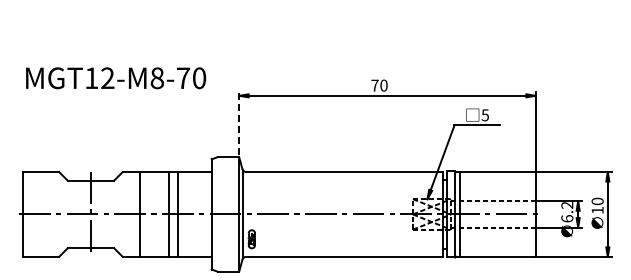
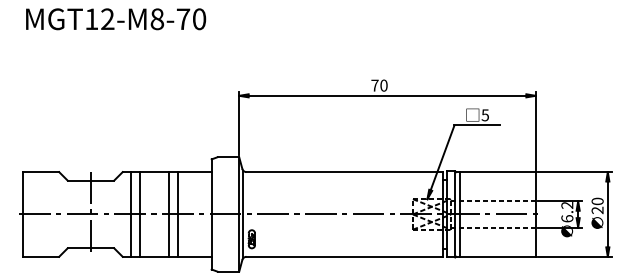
text position: (116, 78) -> (116, 19) (116, 19)
line: dashed -> solid (239, 123)
text: 10 -> 20 (597, 210)
line: none -> present (131, 214)
